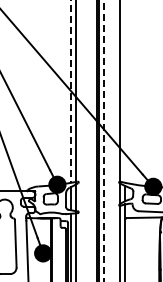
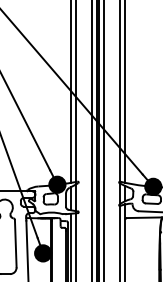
line: dashed -> solid (70, 91)
line: none -> present (125, 92)
line: none -> present (91, 140)
line: dashed -> solid (104, 140)
